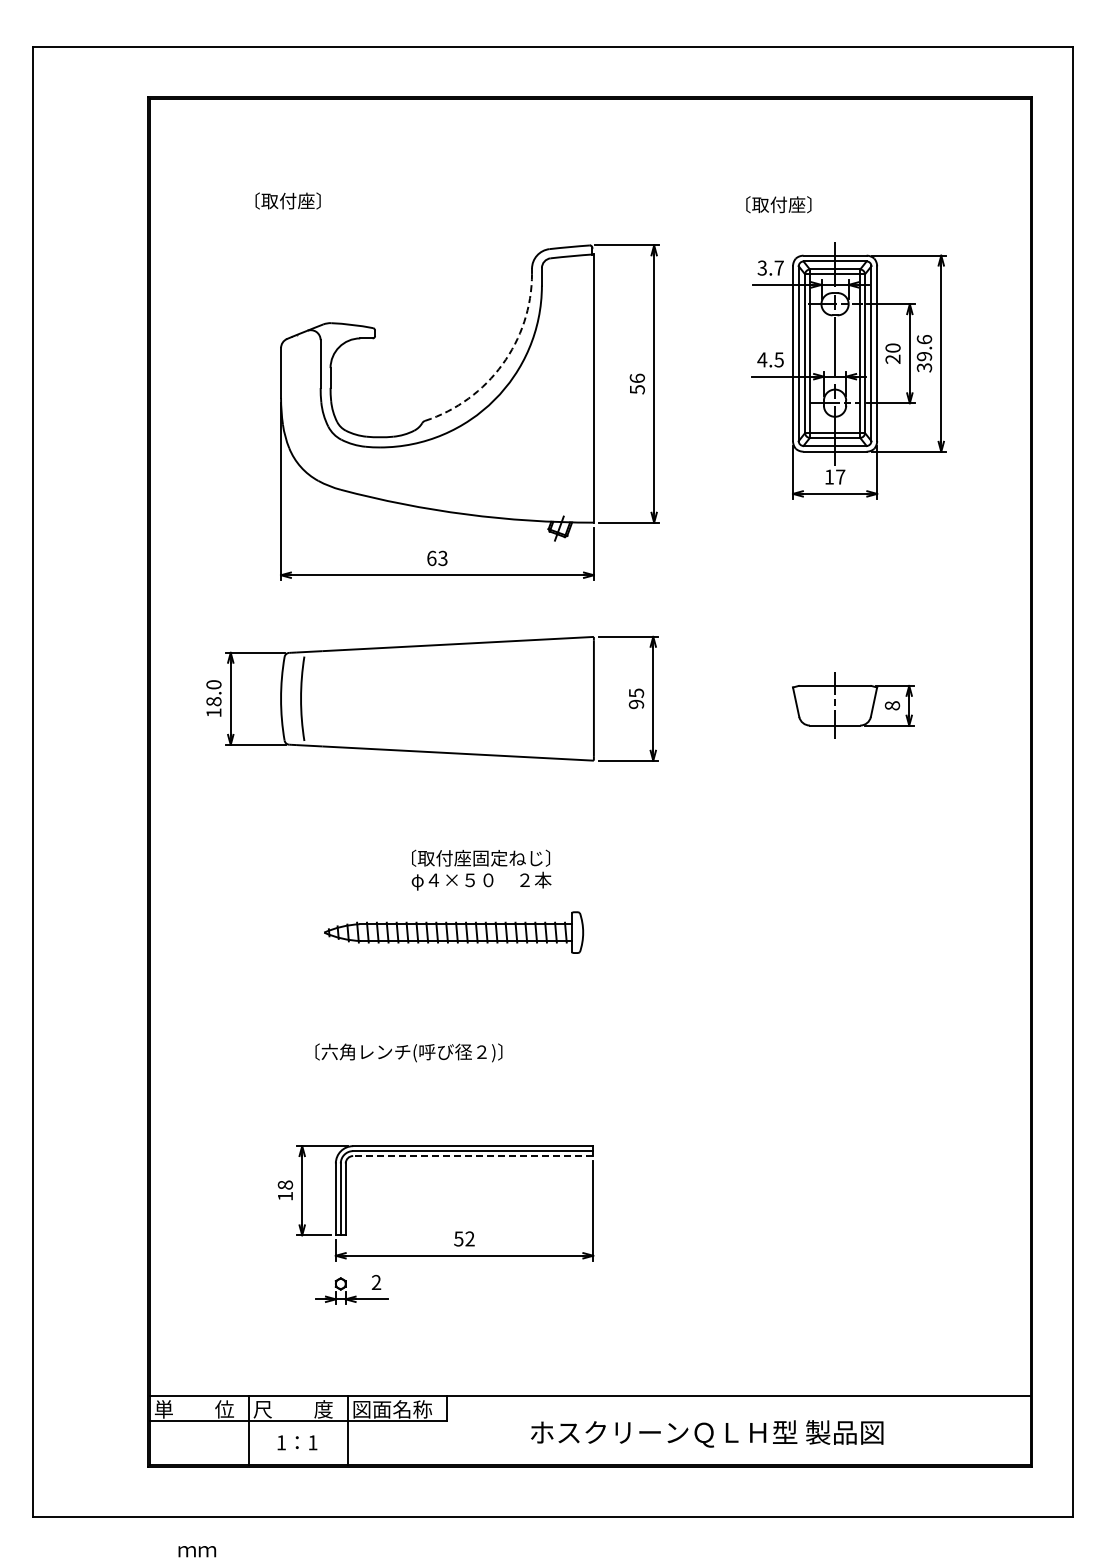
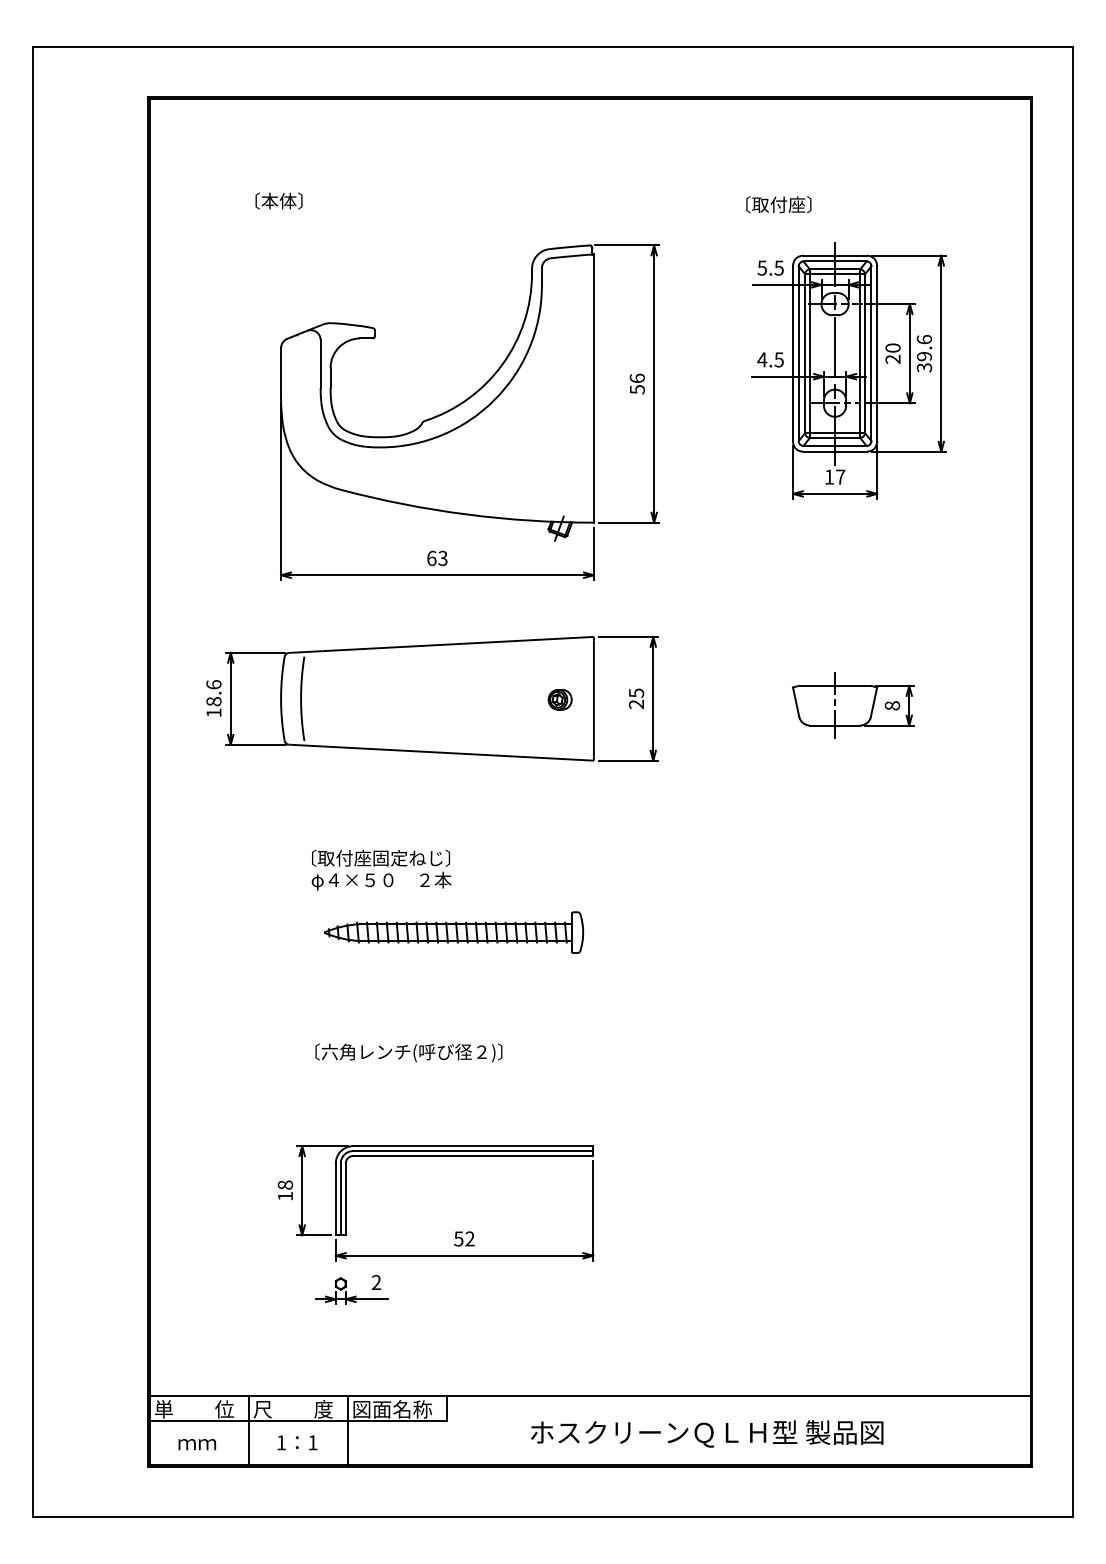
text: 〔取付座〕 -> 〔本体〕 (290, 200)
text: 3.7 -> 5.5 (770, 267)
arc: dashed -> solid (502, 364)
text: 18.0 -> 18.6 (213, 684)
part: none -> present (559, 699)
text: 95 -> 25 (636, 704)
text position: (481, 869) -> (381, 869) (381, 869)
line: dashed -> solid (472, 1156)
text position: (197, 1551) -> (197, 1444) (197, 1444)
